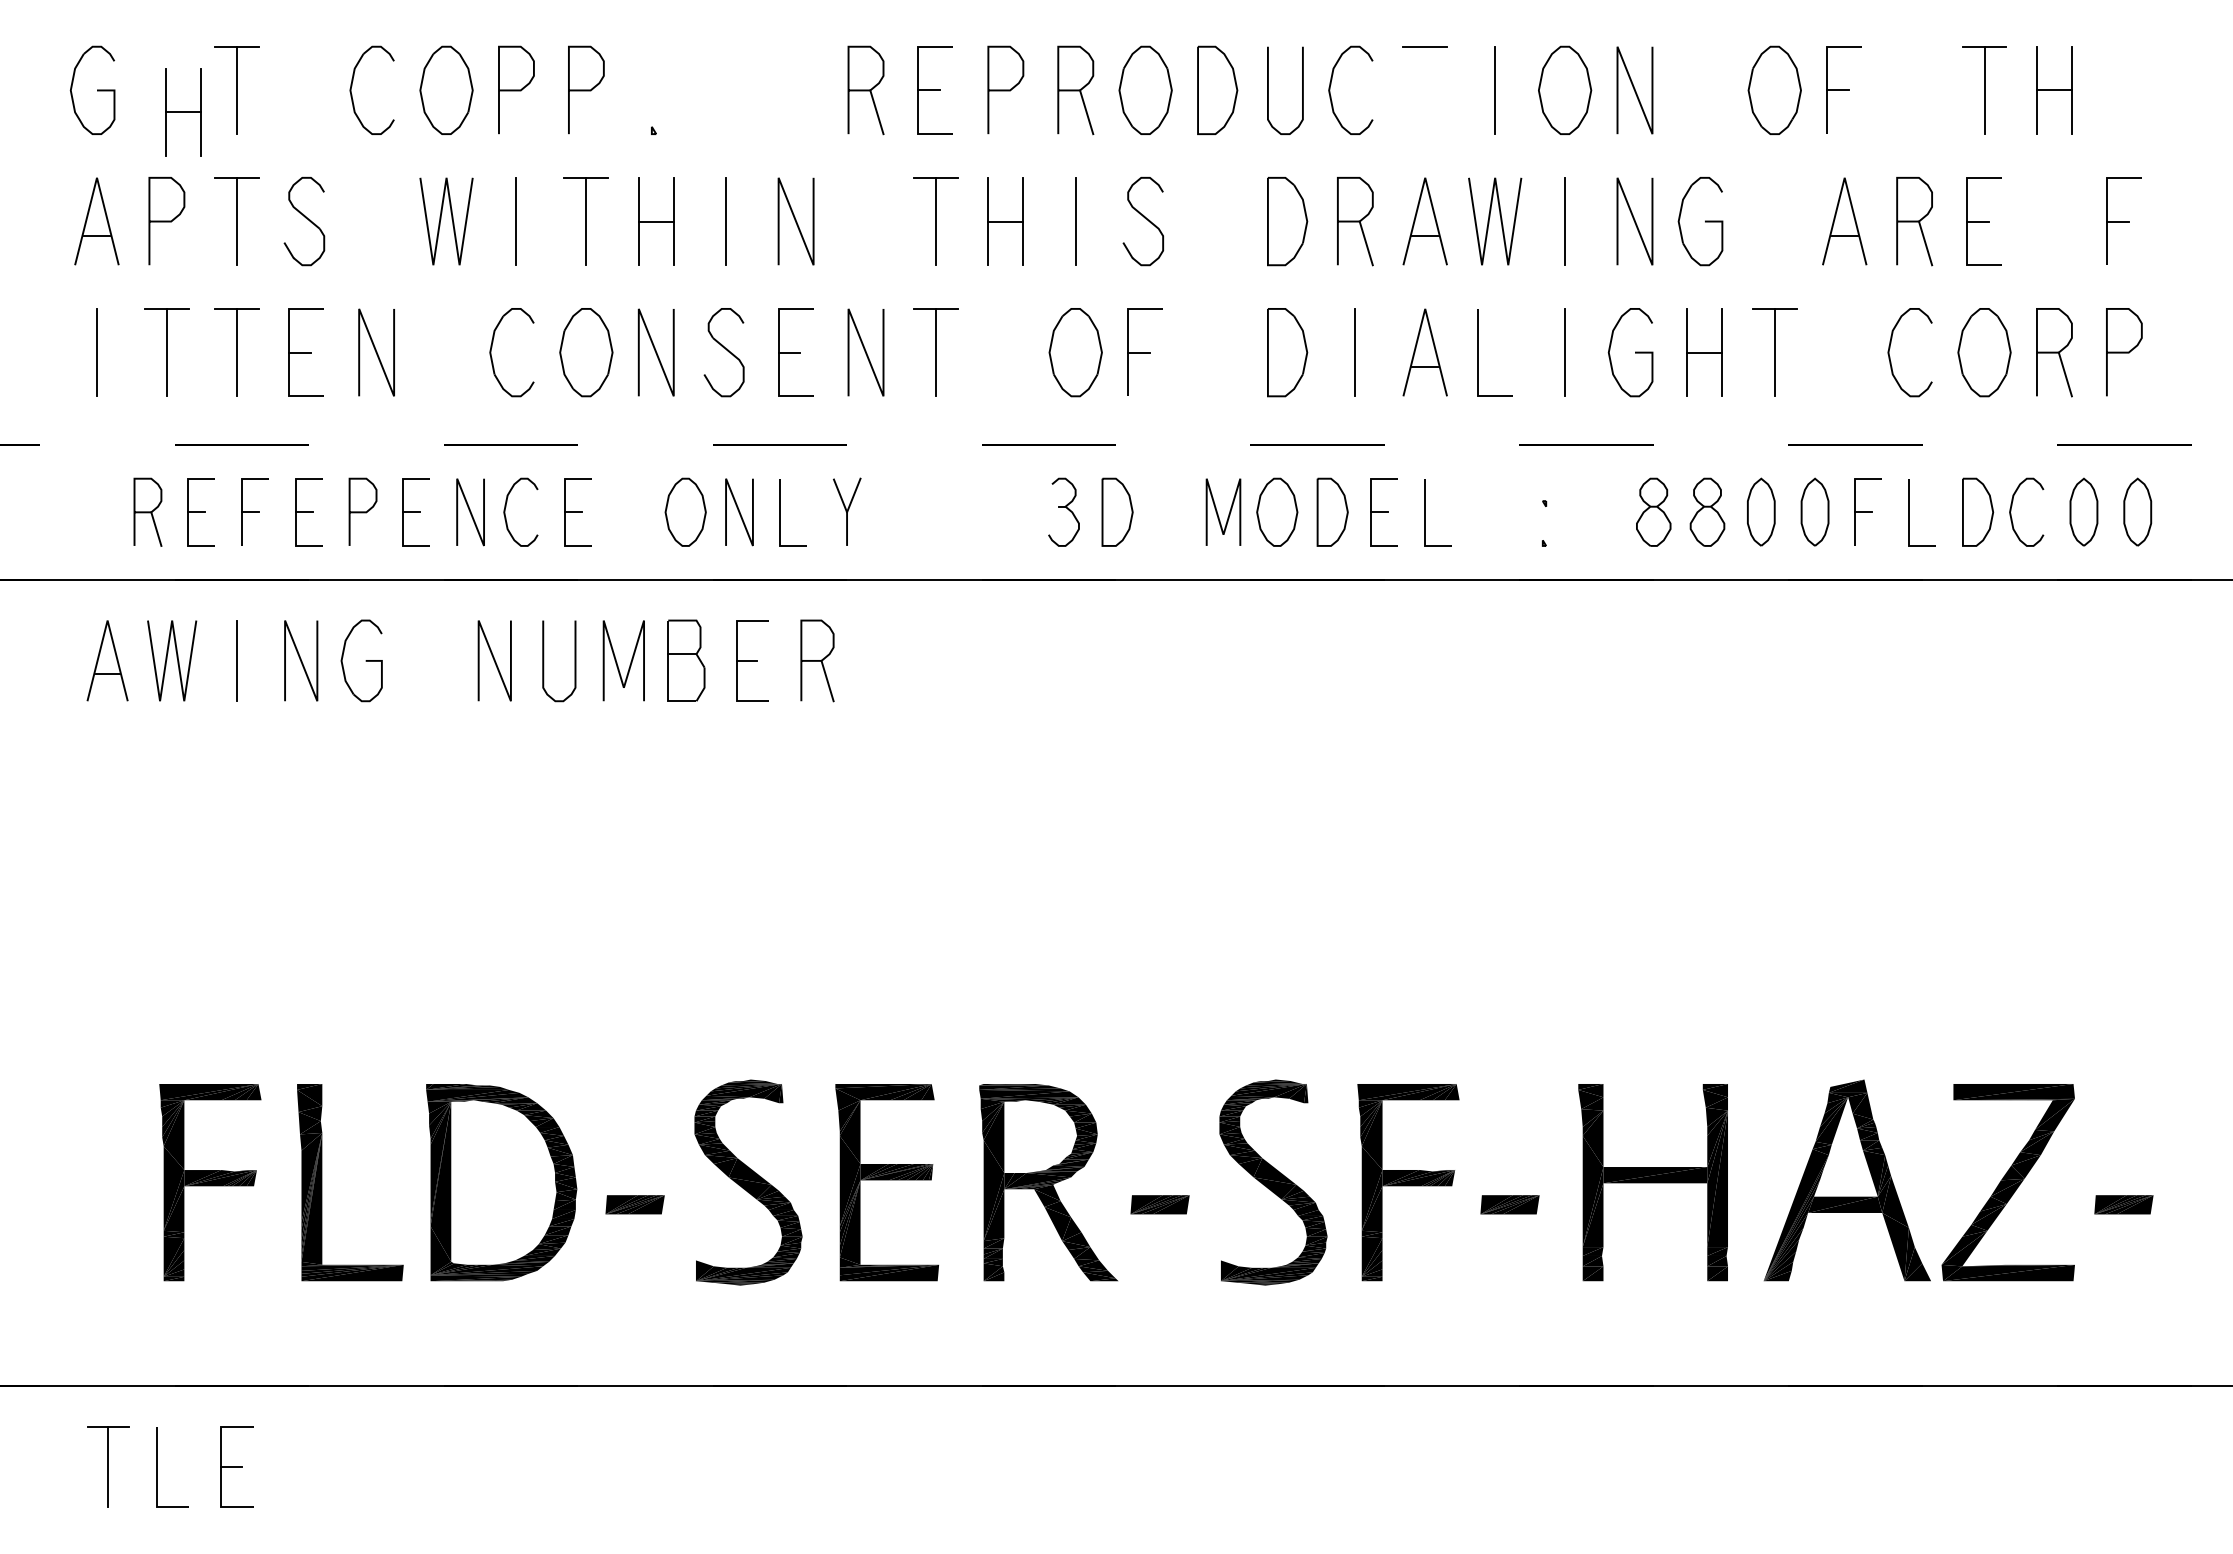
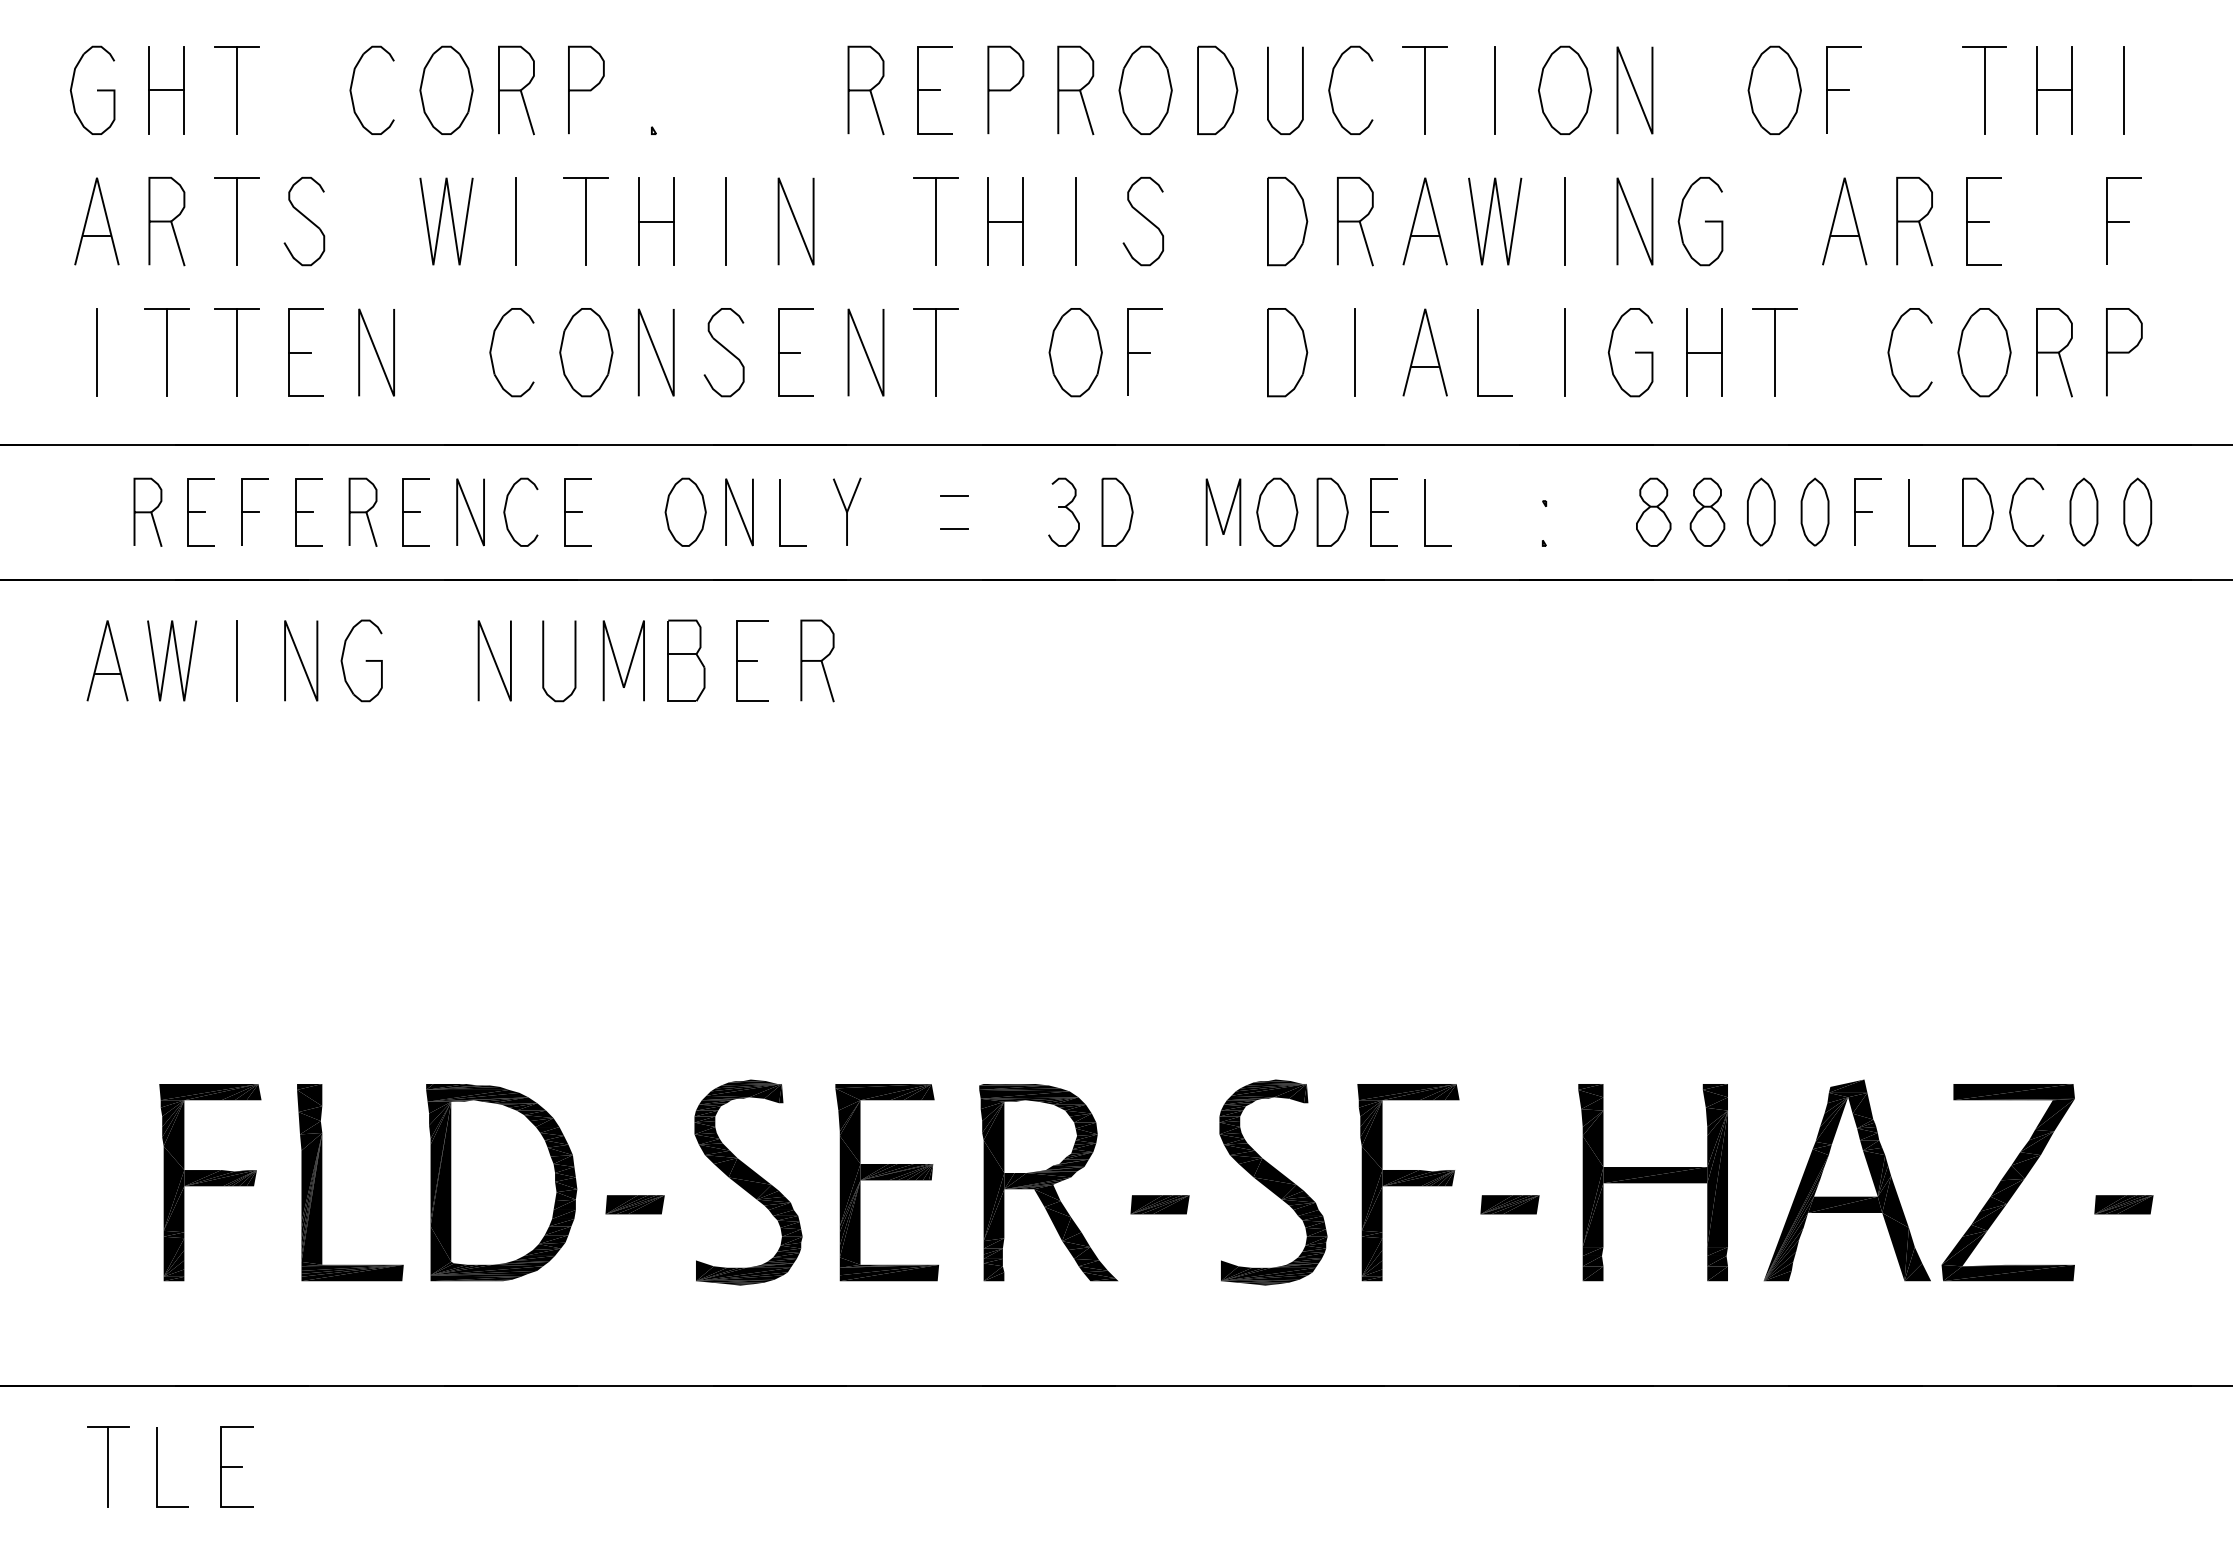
line: none -> present (1425, 90)
line: none -> present (2124, 90)
part position: (183, 112) -> (166, 90) (166, 90)
line: none -> present (526, 112)
line: none -> present (177, 243)
line: dashed -> solid (1116, 445)
line: none -> present (954, 495)
line: none -> present (371, 528)
line: none -> present (954, 528)
